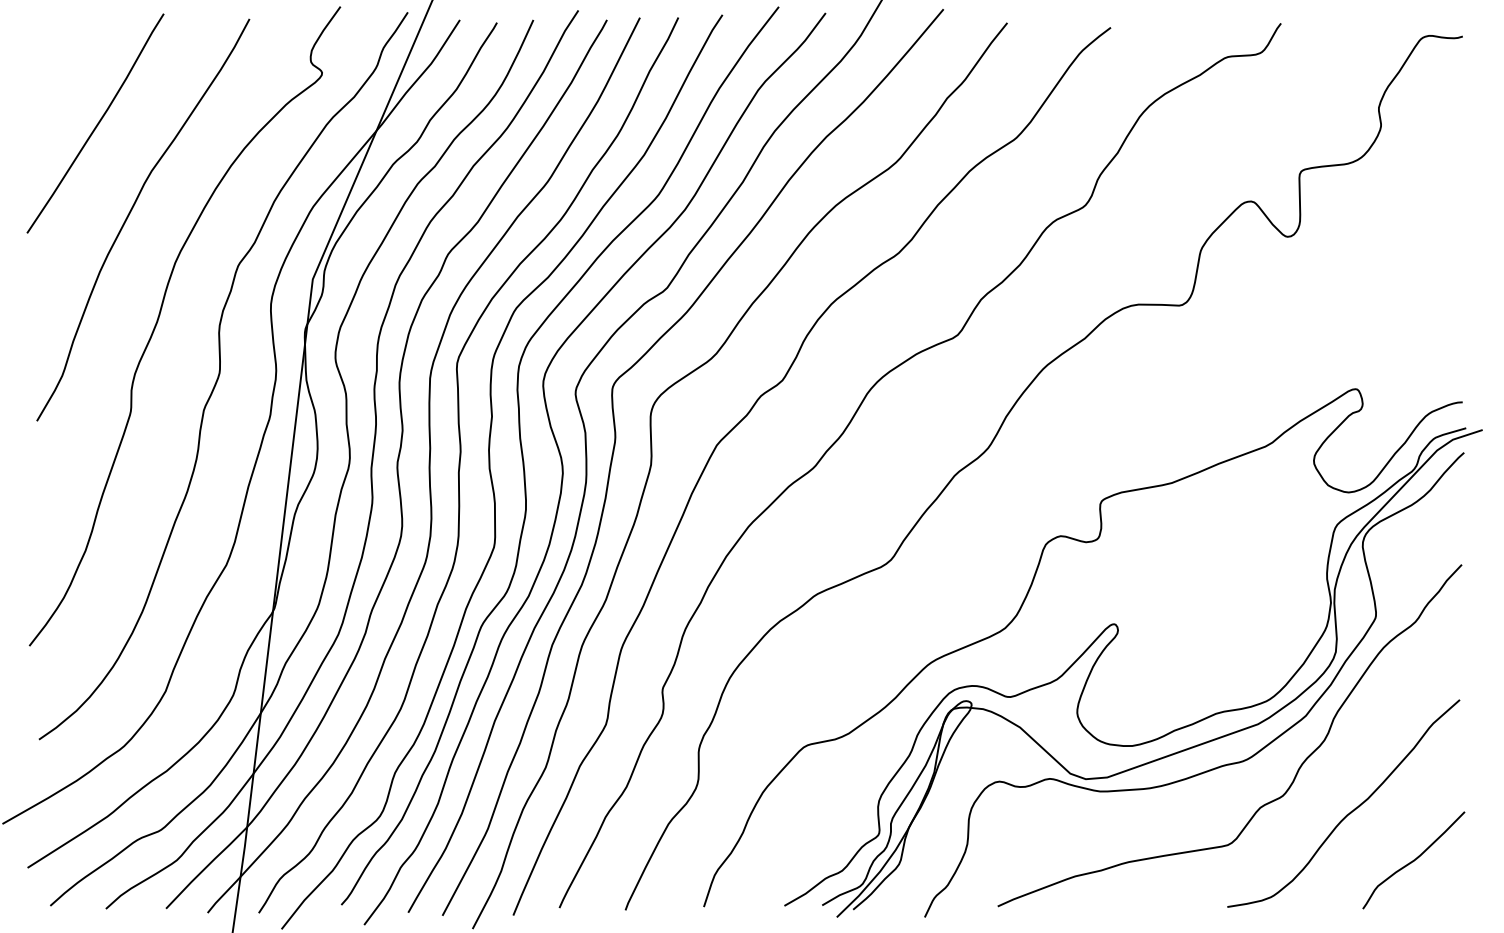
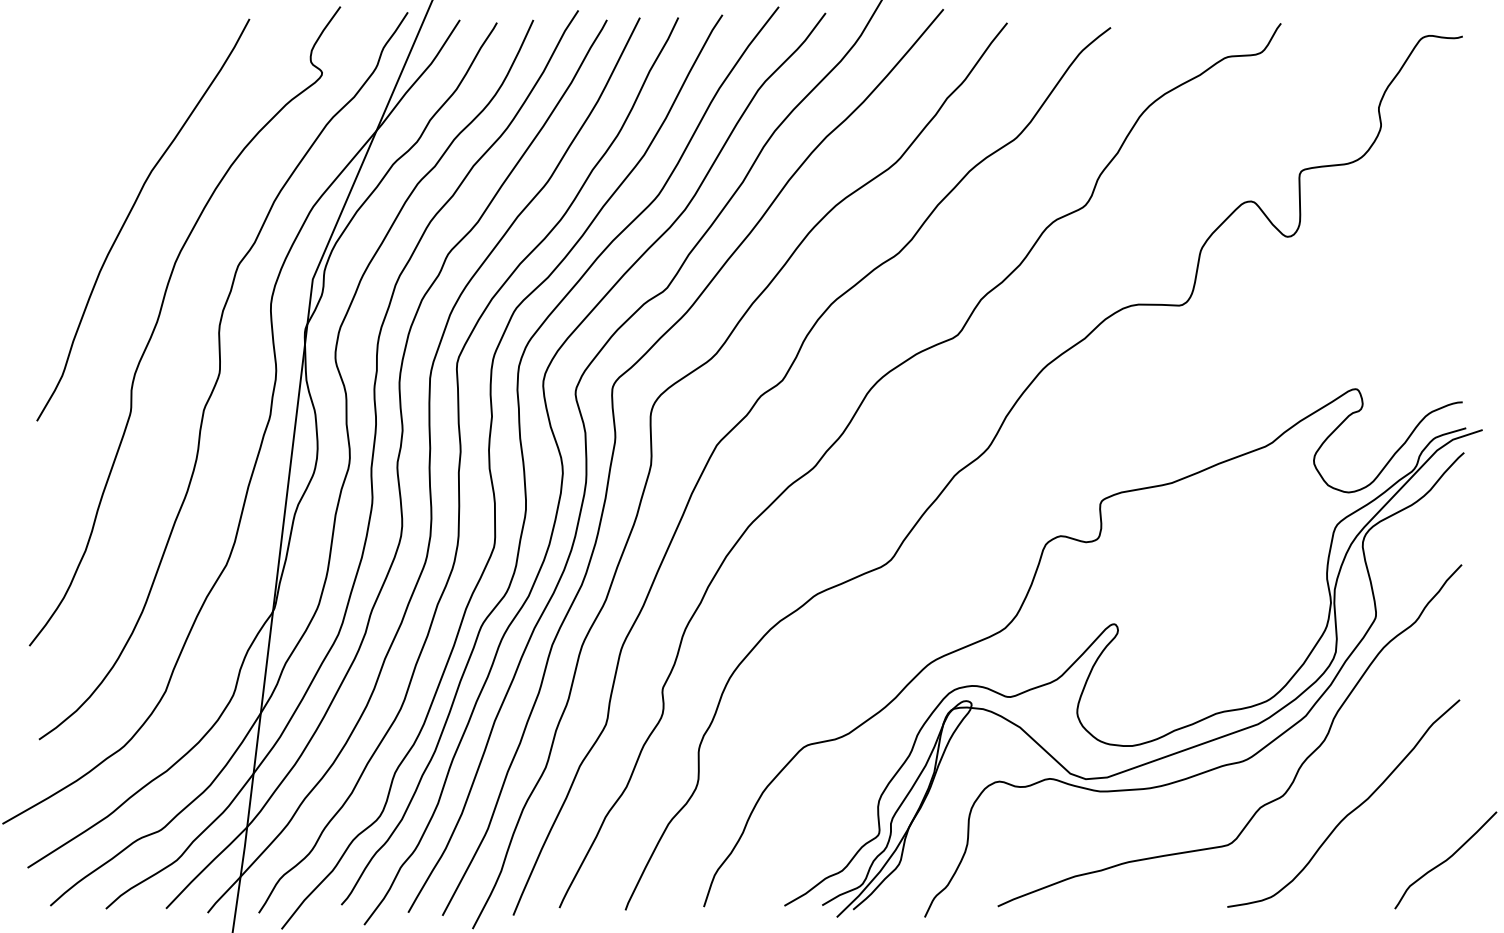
curve: present -> none (96, 124)
curve position: (1413, 860) -> (1445, 860) (1445, 860)
